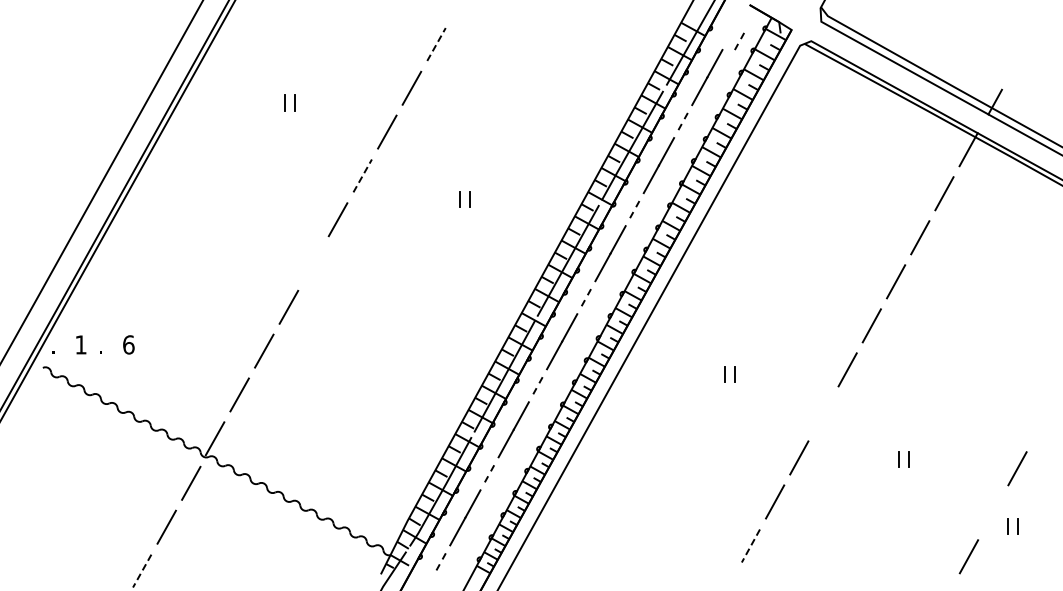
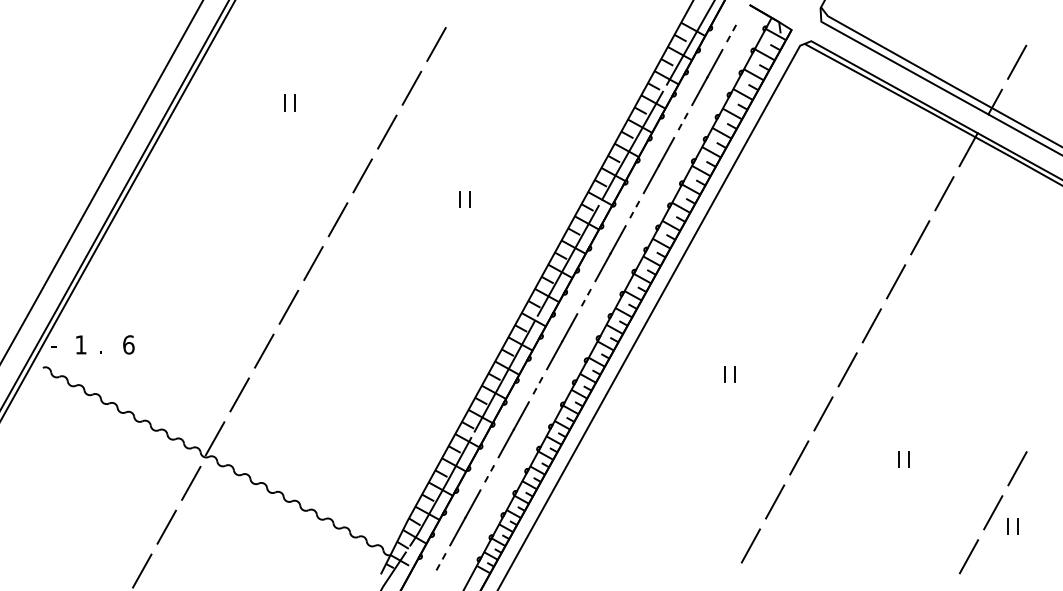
part position: (739, 41) -> (731, 33) (731, 33)
line: dashed -> solid (436, 44)
line: none -> present (1017, 61)
line: dashed -> solid (362, 175)
line: none -> present (313, 263)
text: . -> - (53, 349)
line: none -> present (823, 413)
line: none -> present (993, 512)
line: dashed -> solid (750, 546)
line: dashed -> solid (142, 571)
